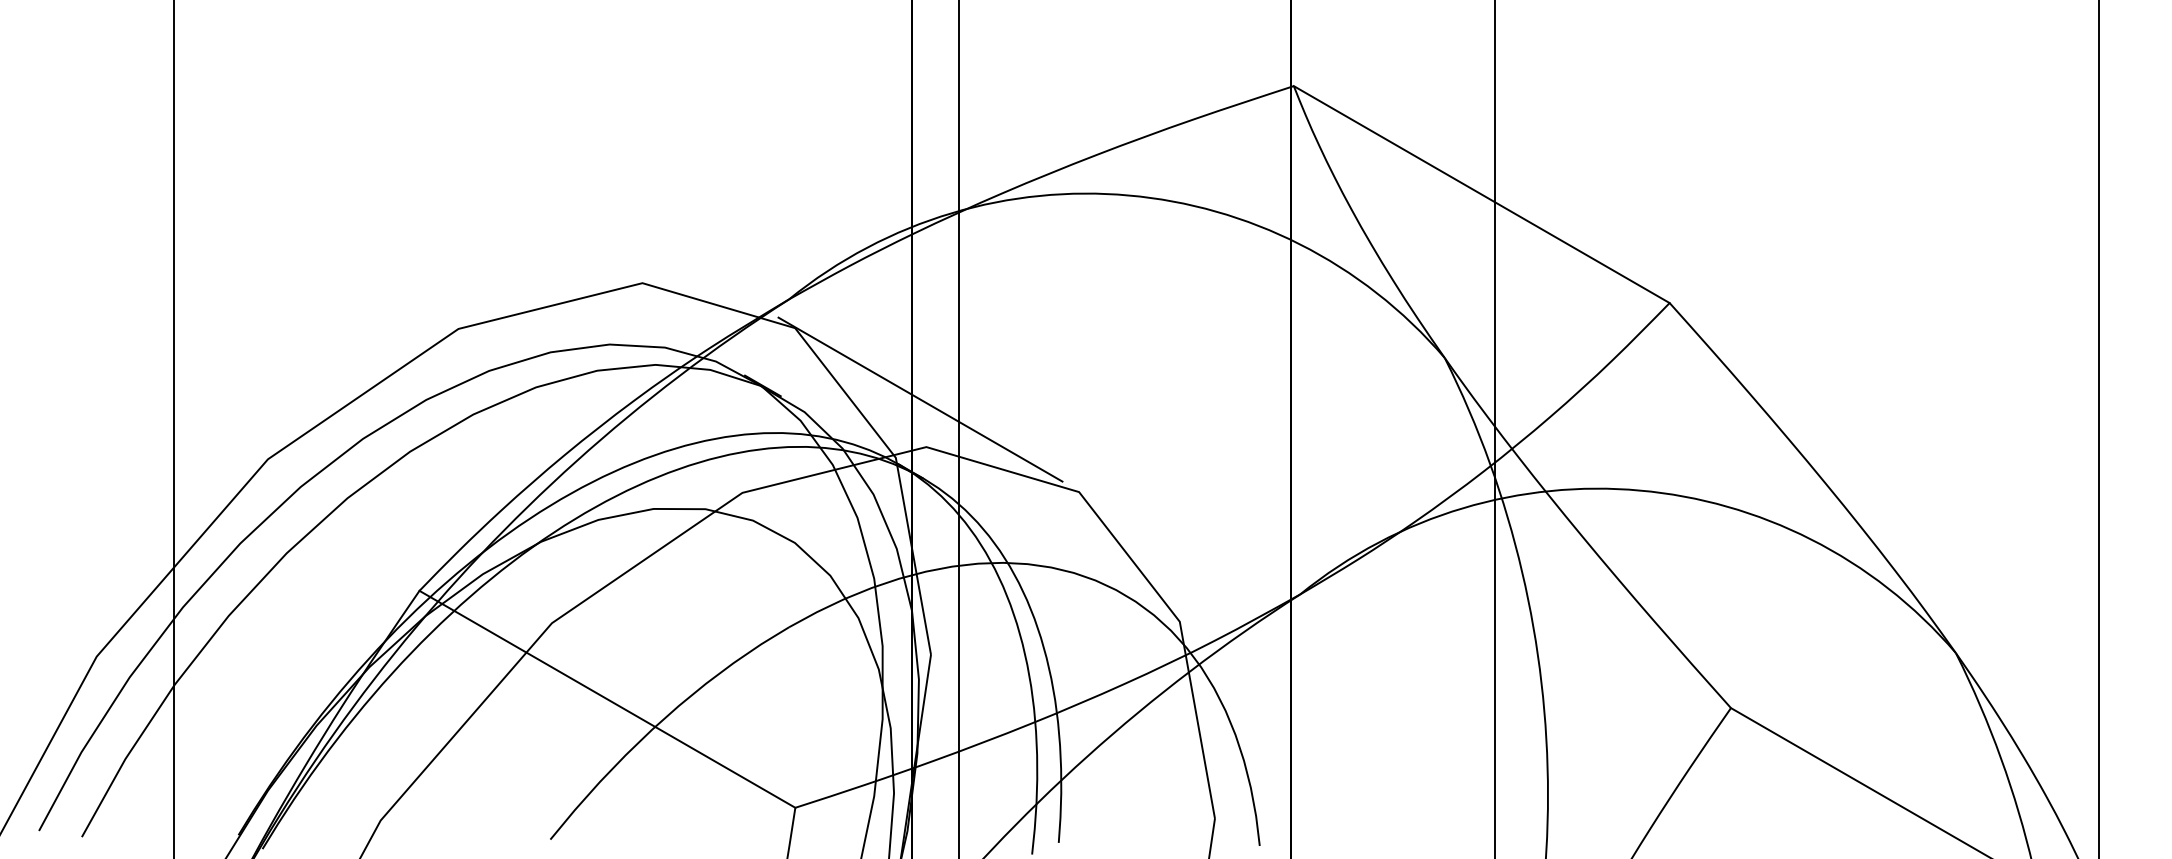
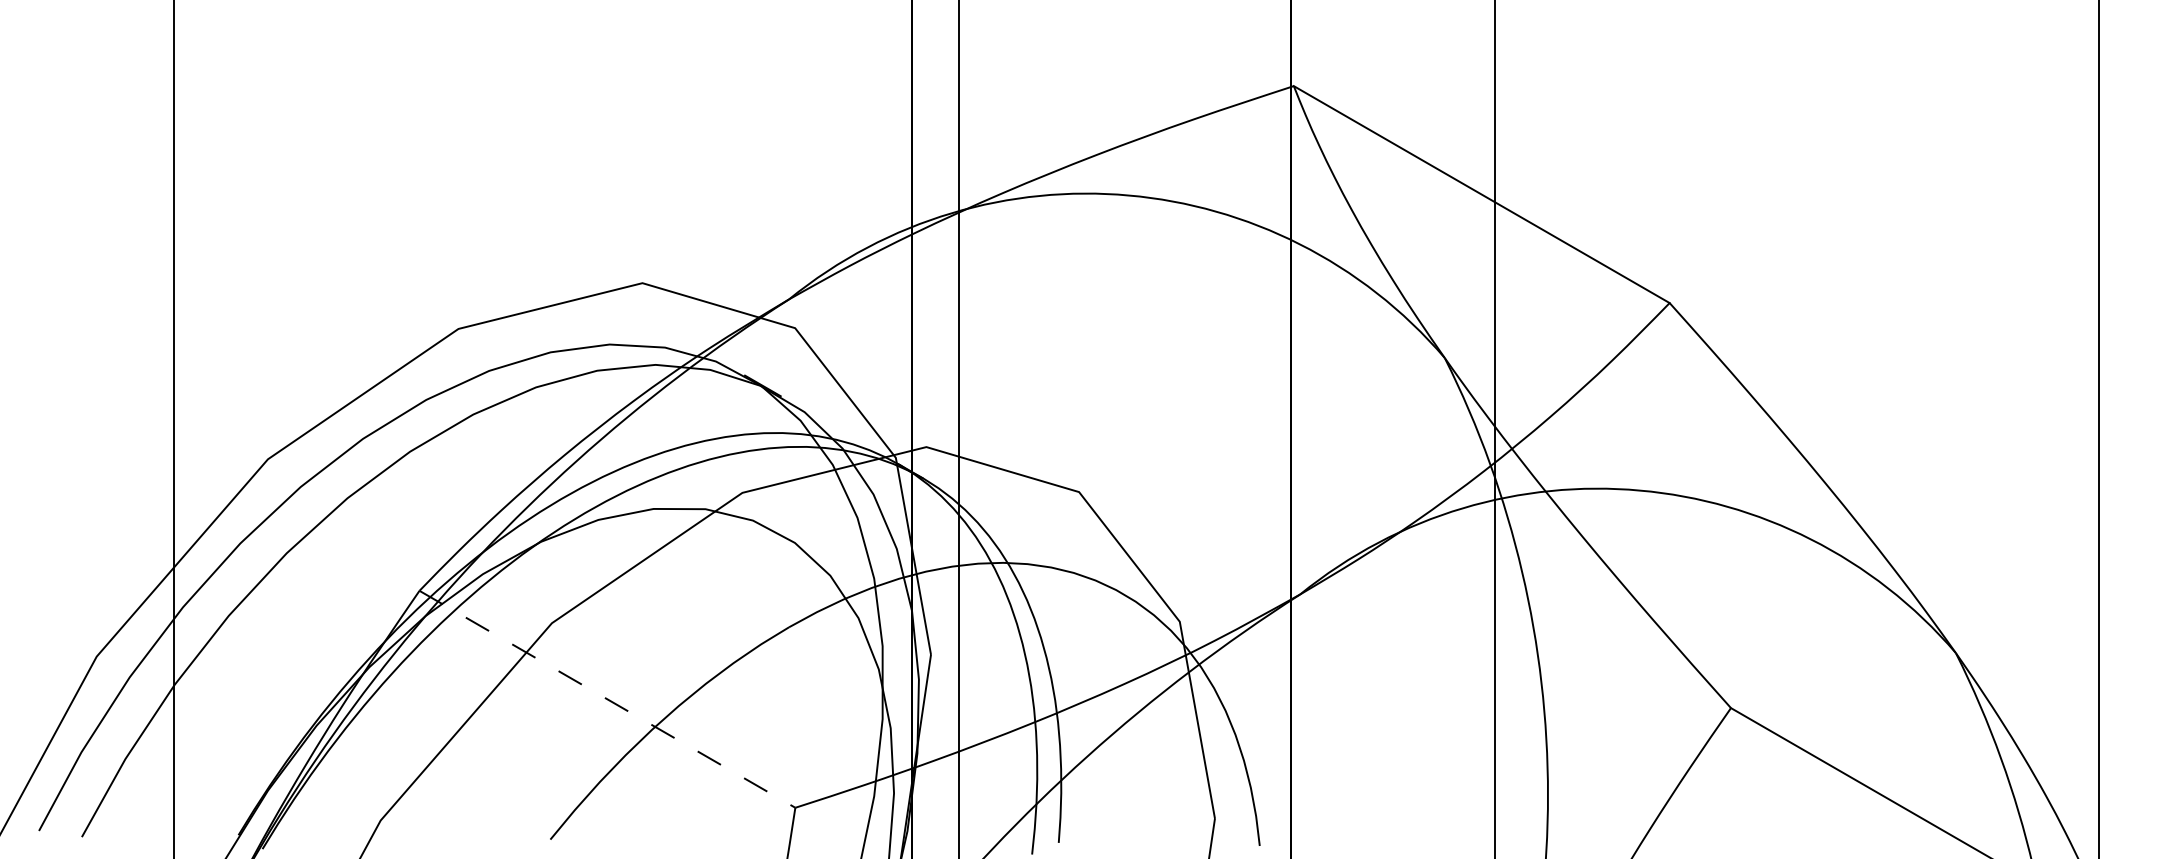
line: present -> none (920, 399)
line: solid -> dashed (607, 699)
